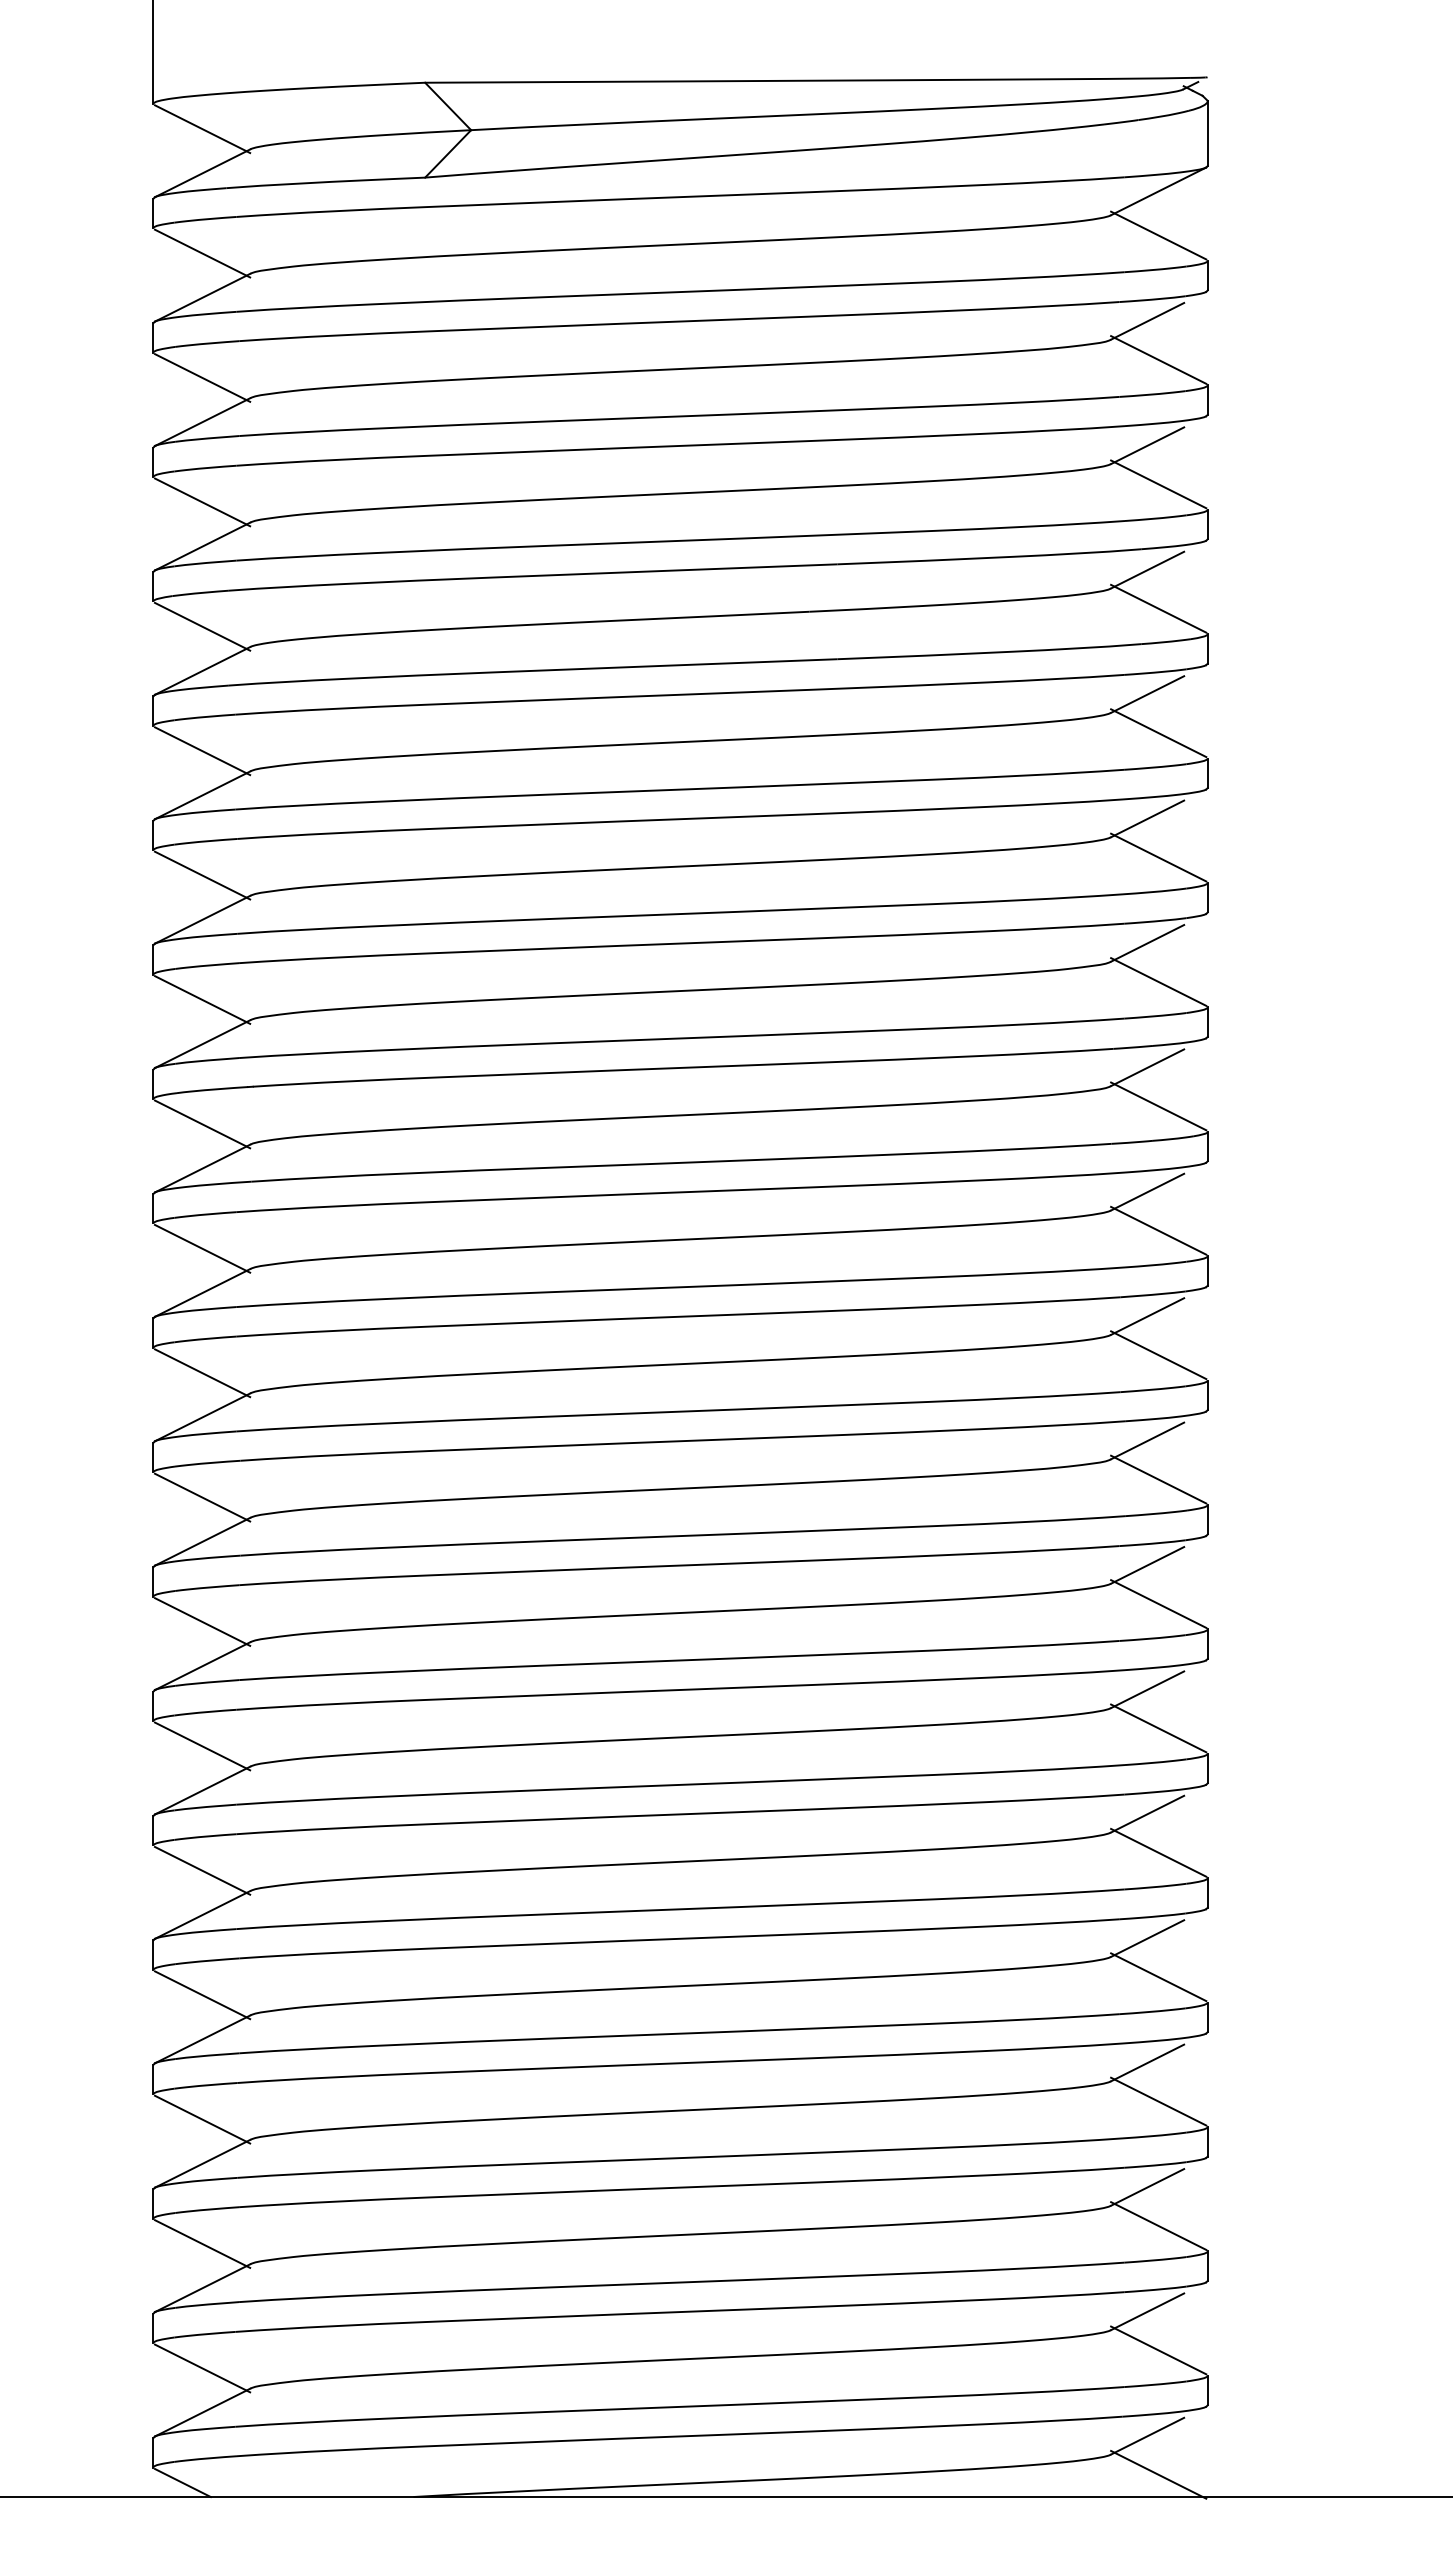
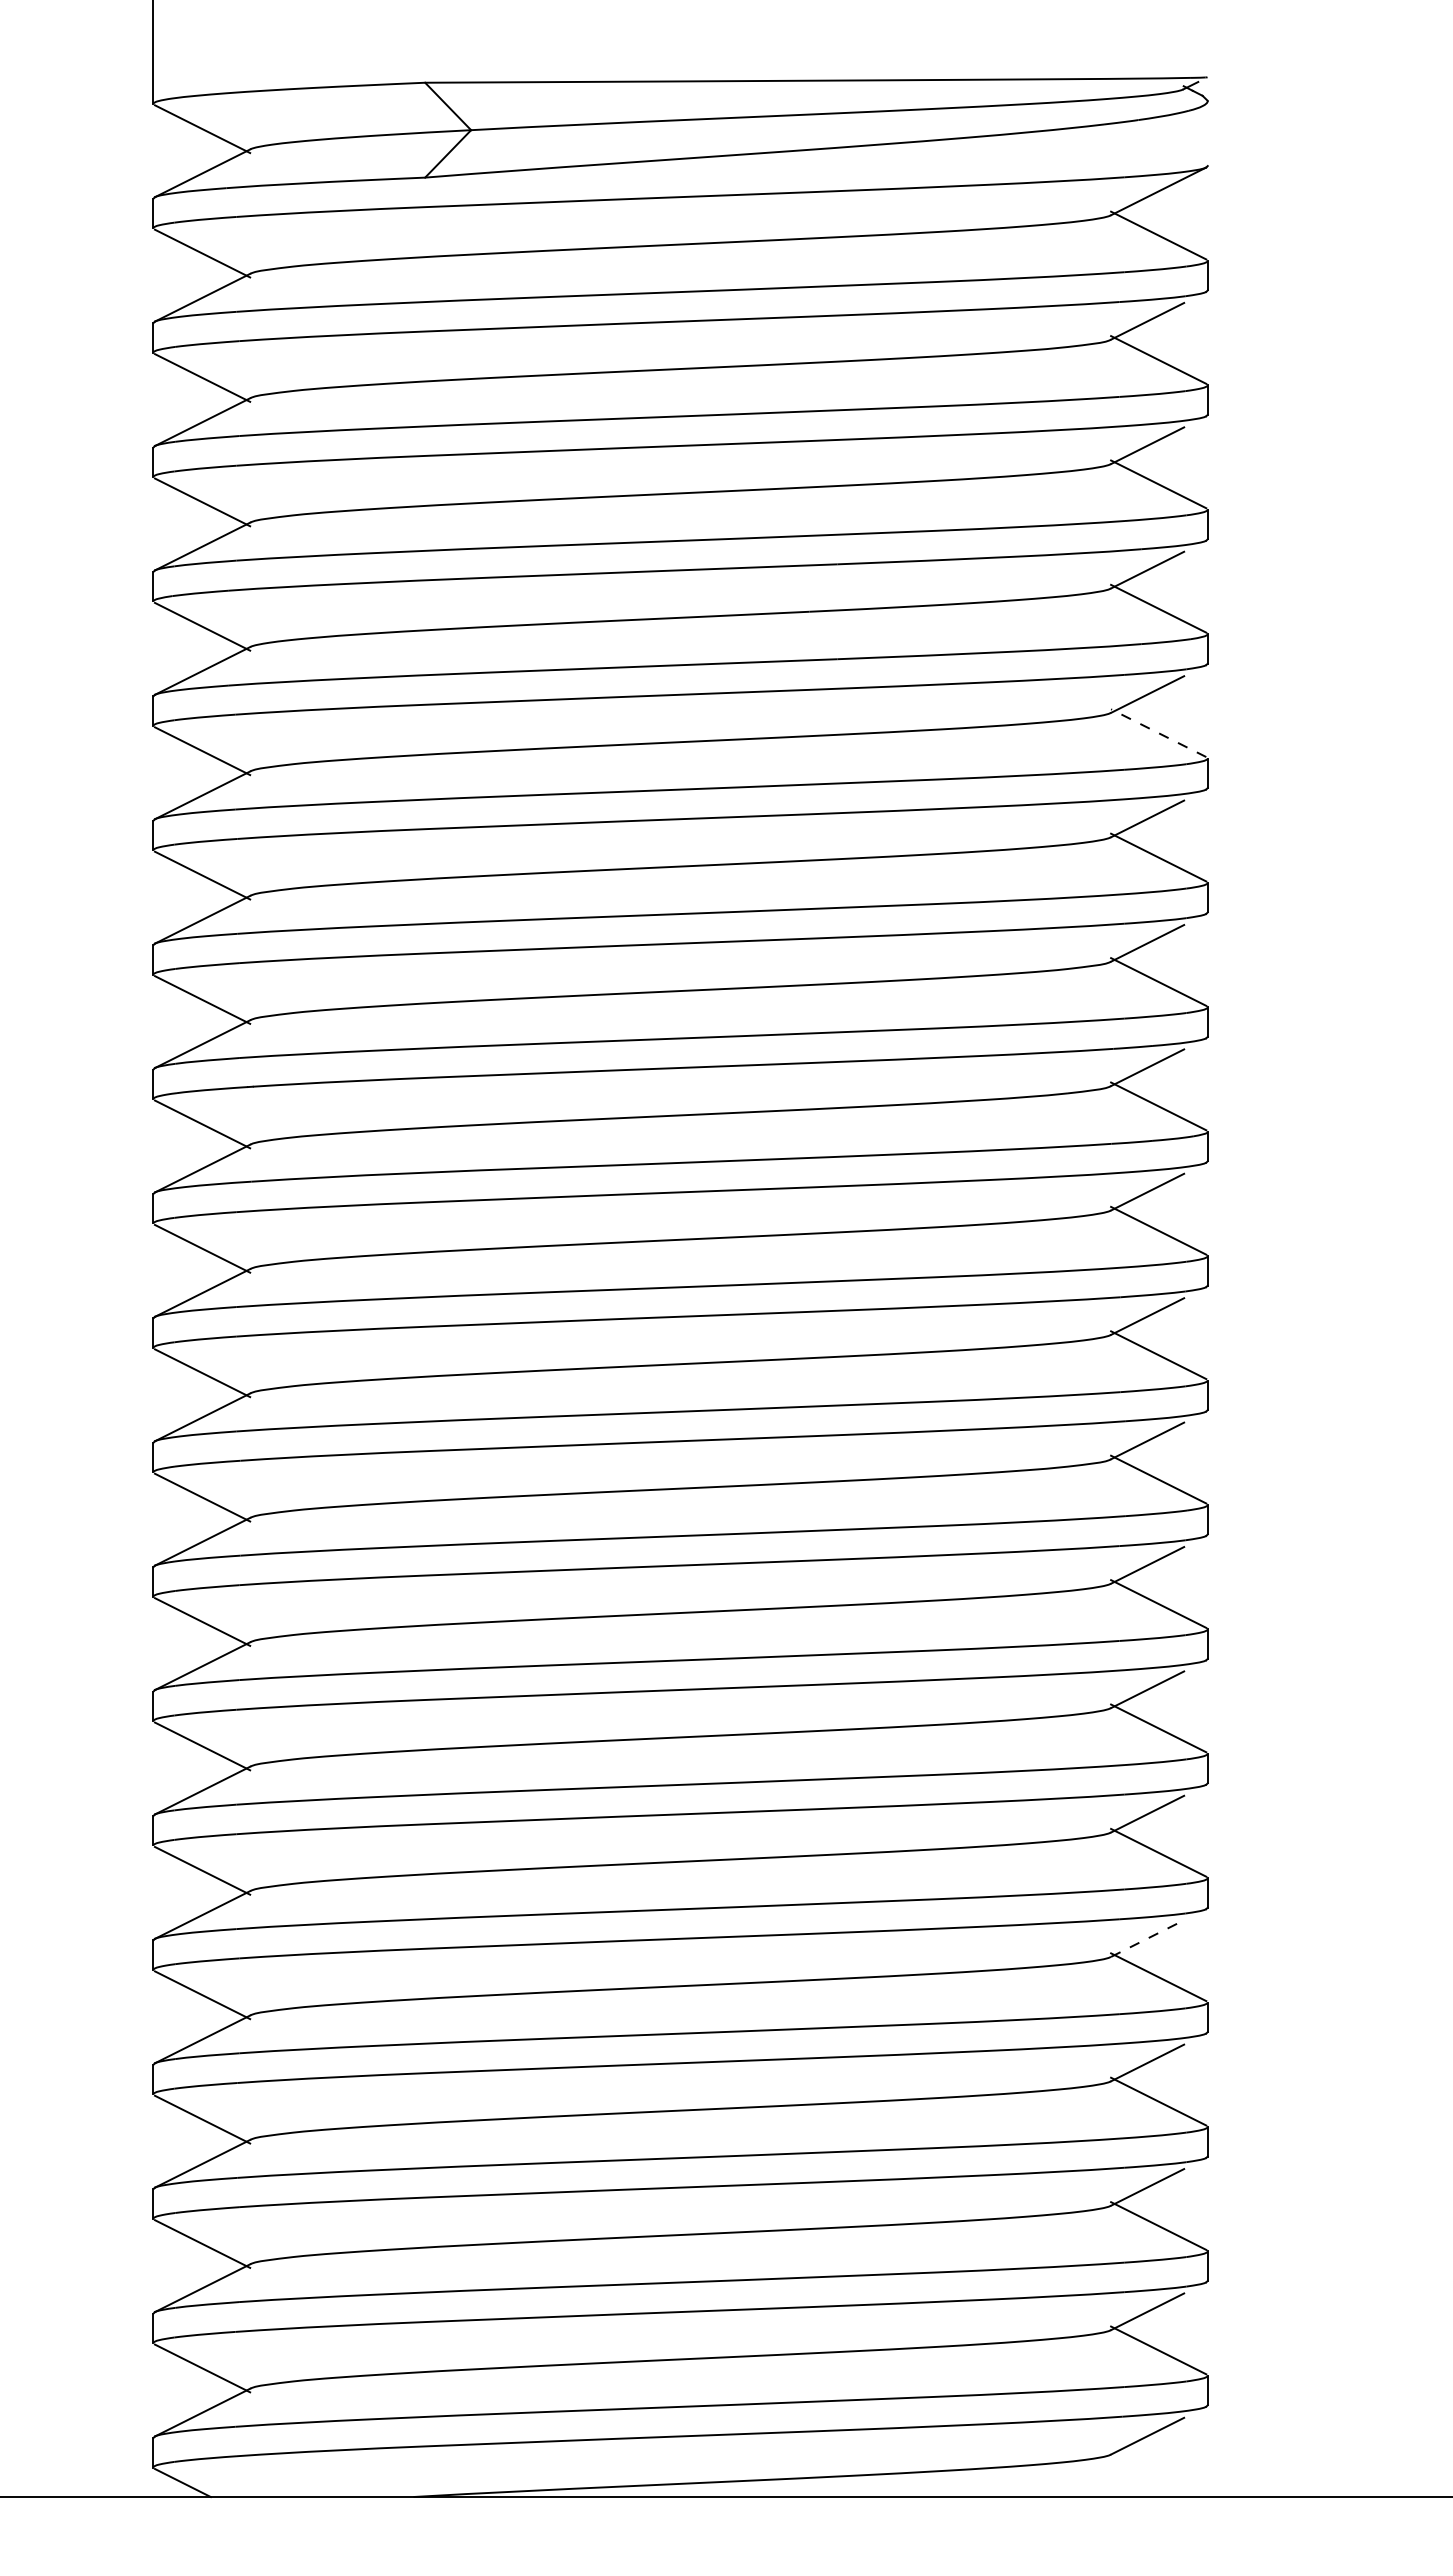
line: present -> none (1207, 133)
line: solid -> dashed (1158, 732)
line: solid -> dashed (1147, 1938)
line: present -> none (1158, 2474)
